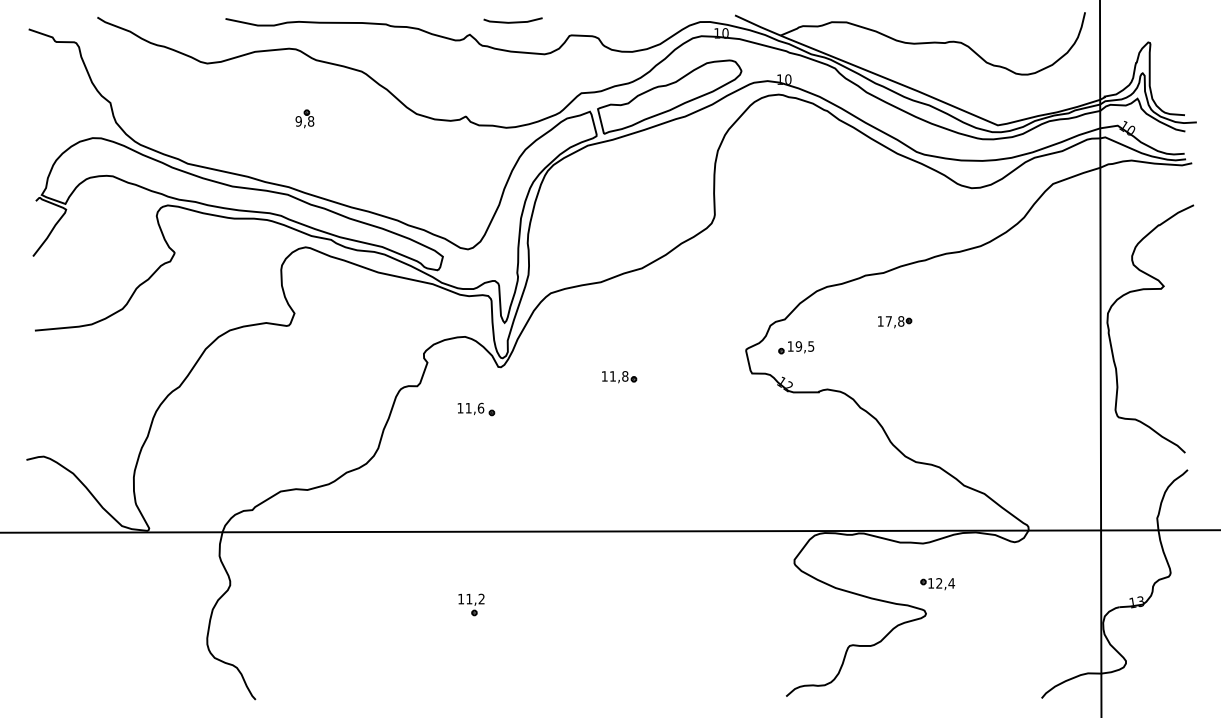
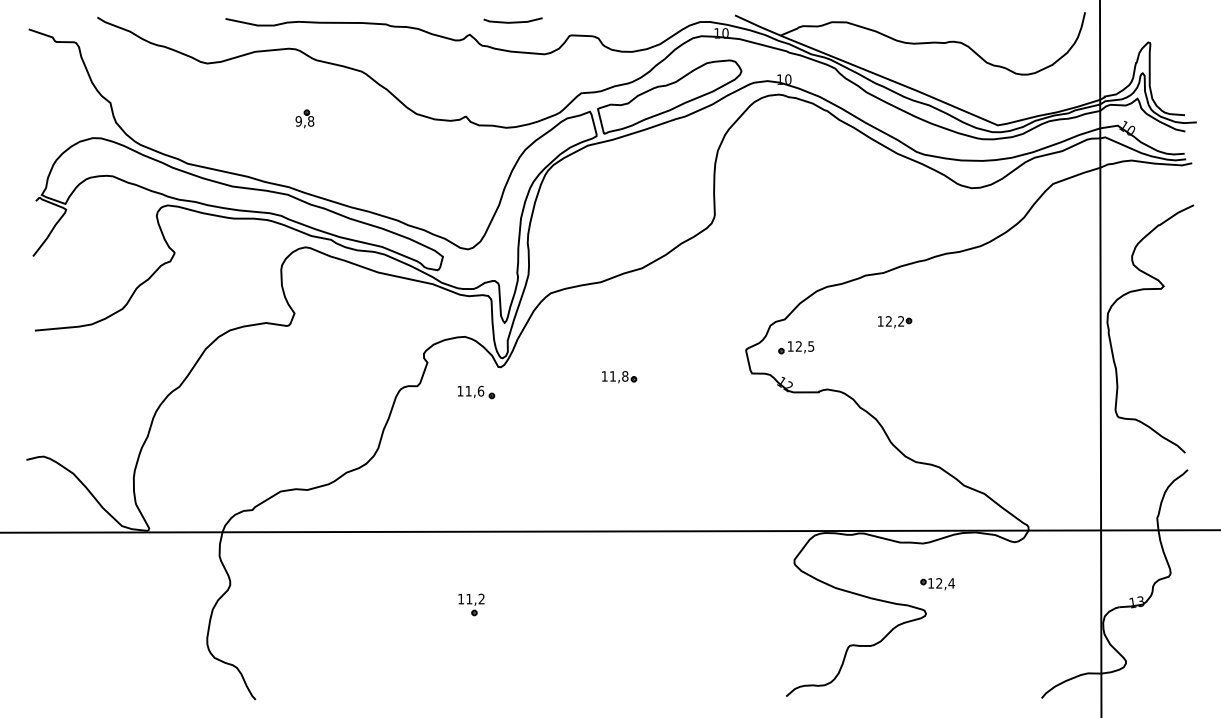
text: 17,8 -> 12,2 (894, 321)
text: 19,5 -> 12,5 (798, 346)
part position: (476, 409) -> (476, 392) (476, 392)
